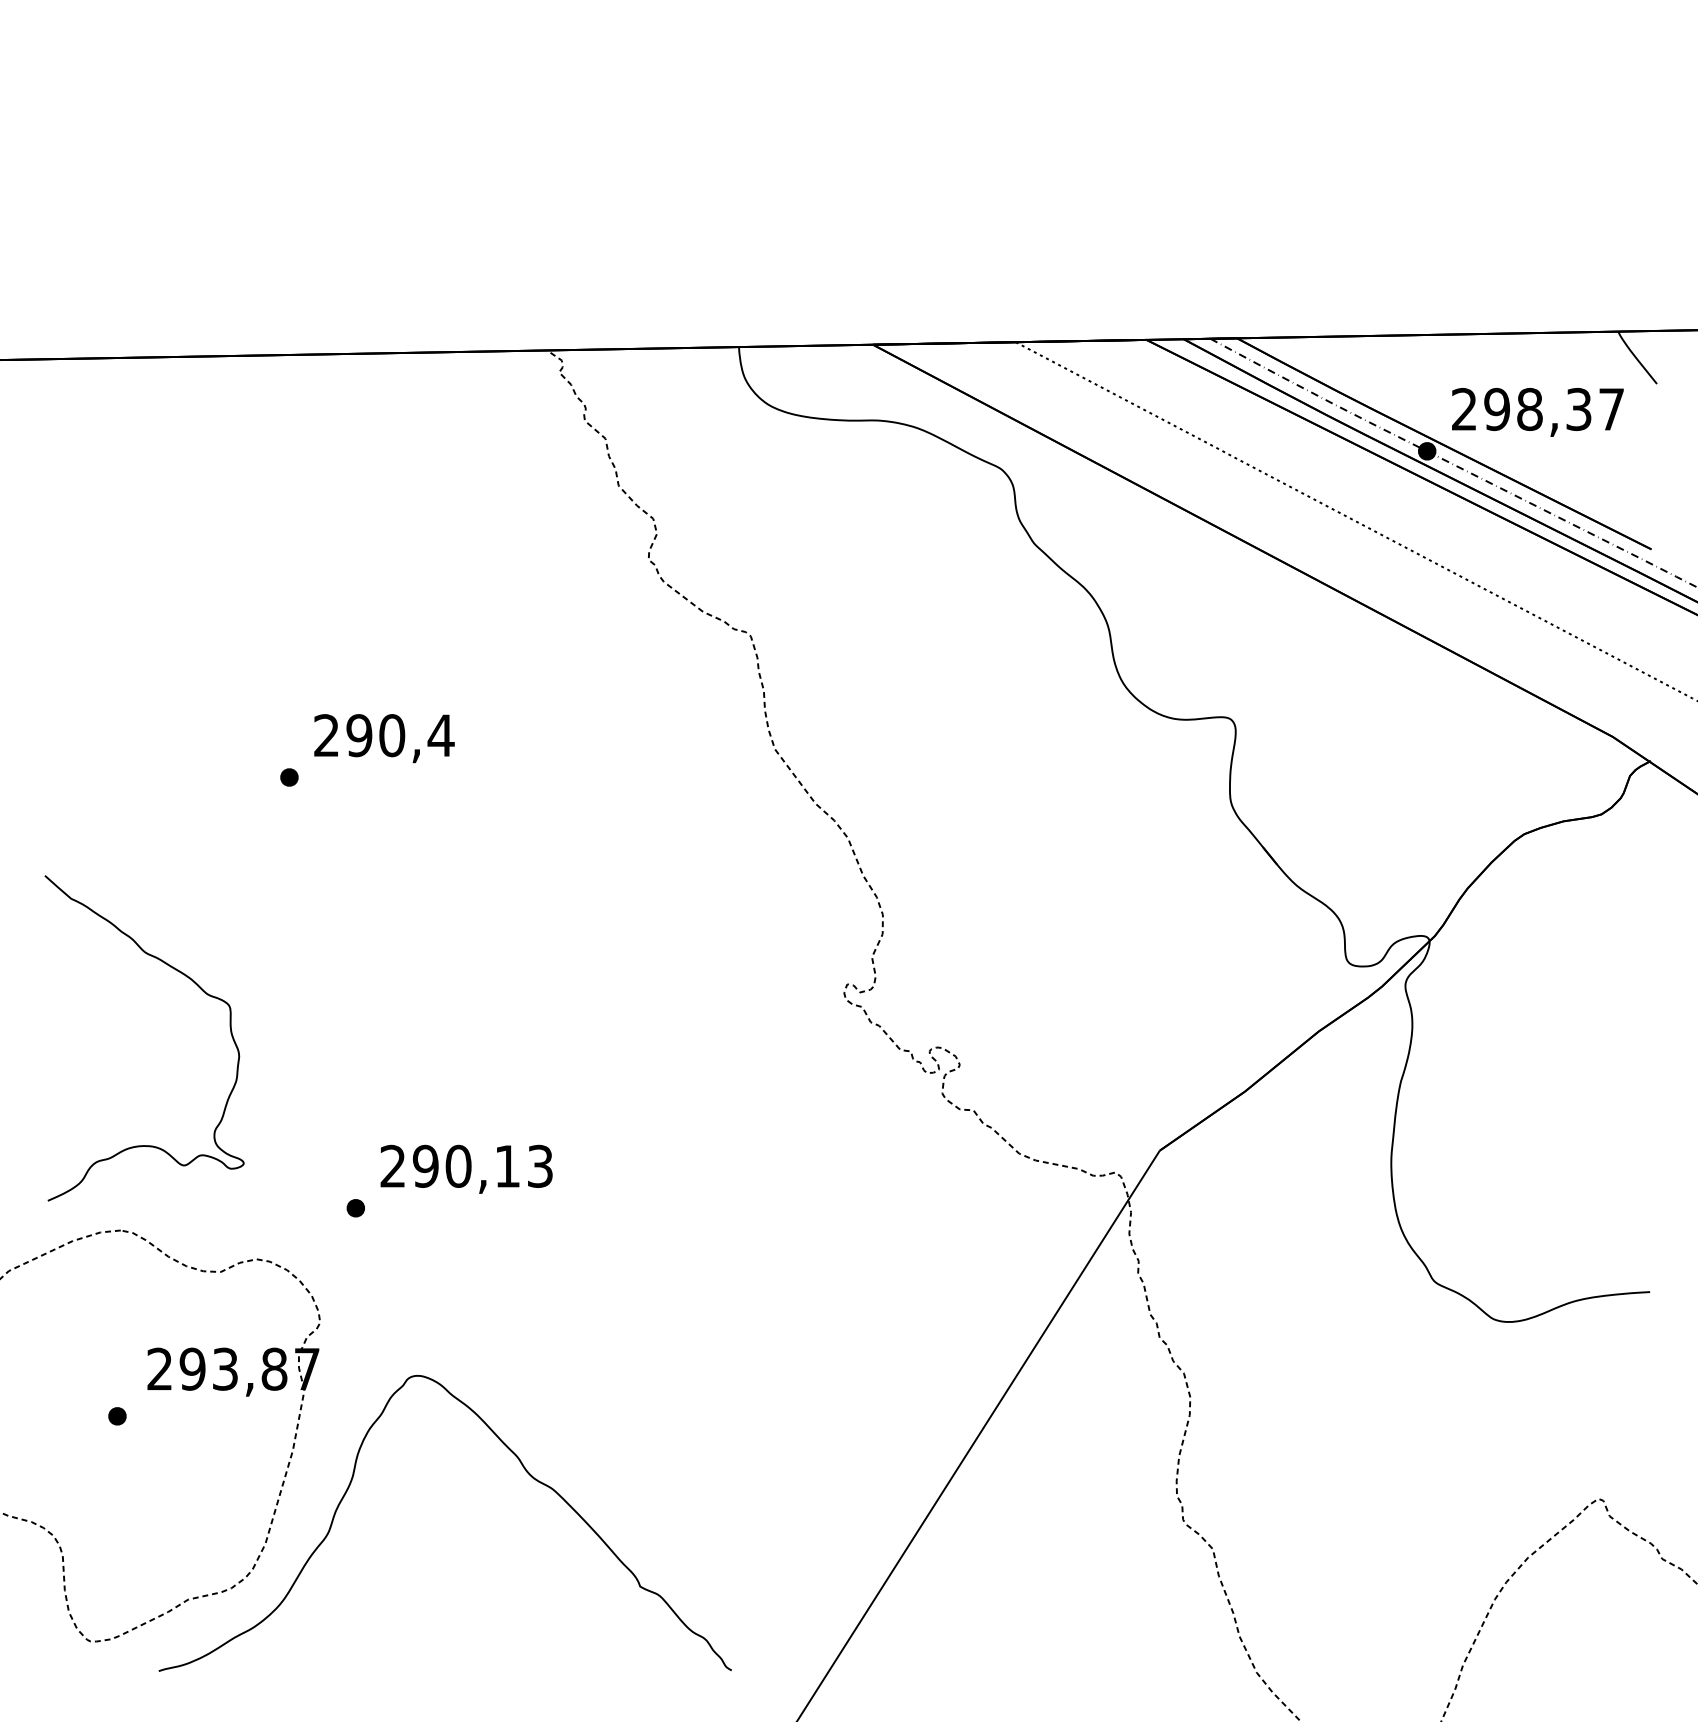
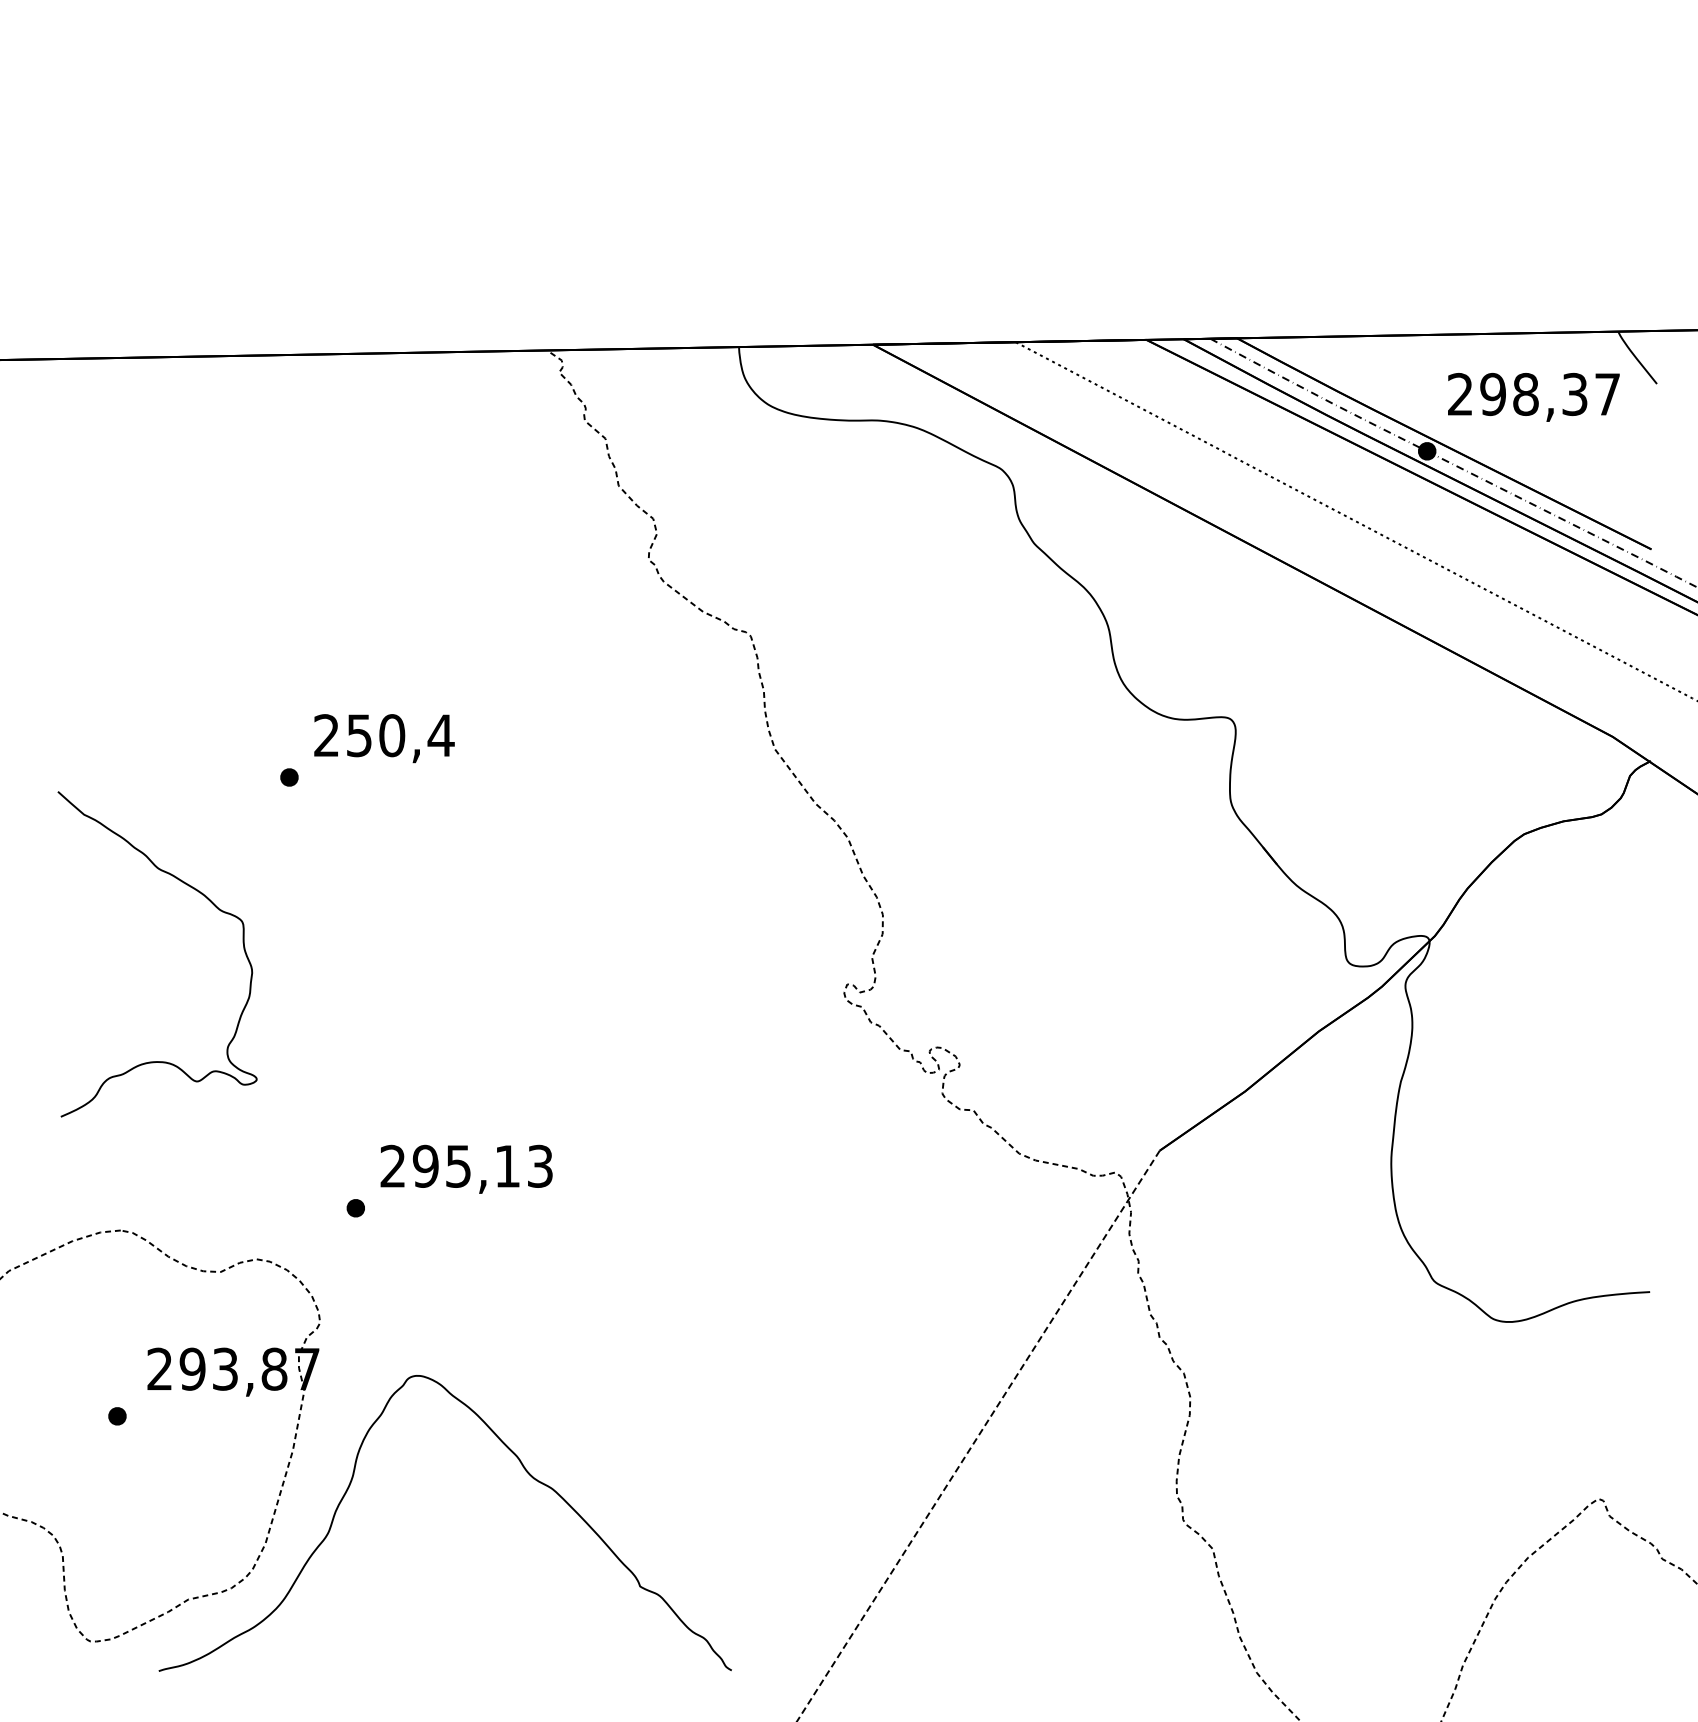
text position: (1537, 412) -> (1533, 397) (1533, 397)
text: 290,4 -> 250,4 (359, 735)
curve position: (186, 977) -> (199, 893) (199, 893)
text: 290,13 -> 295,13 (458, 1165)
line: solid -> dashed (977, 1436)
